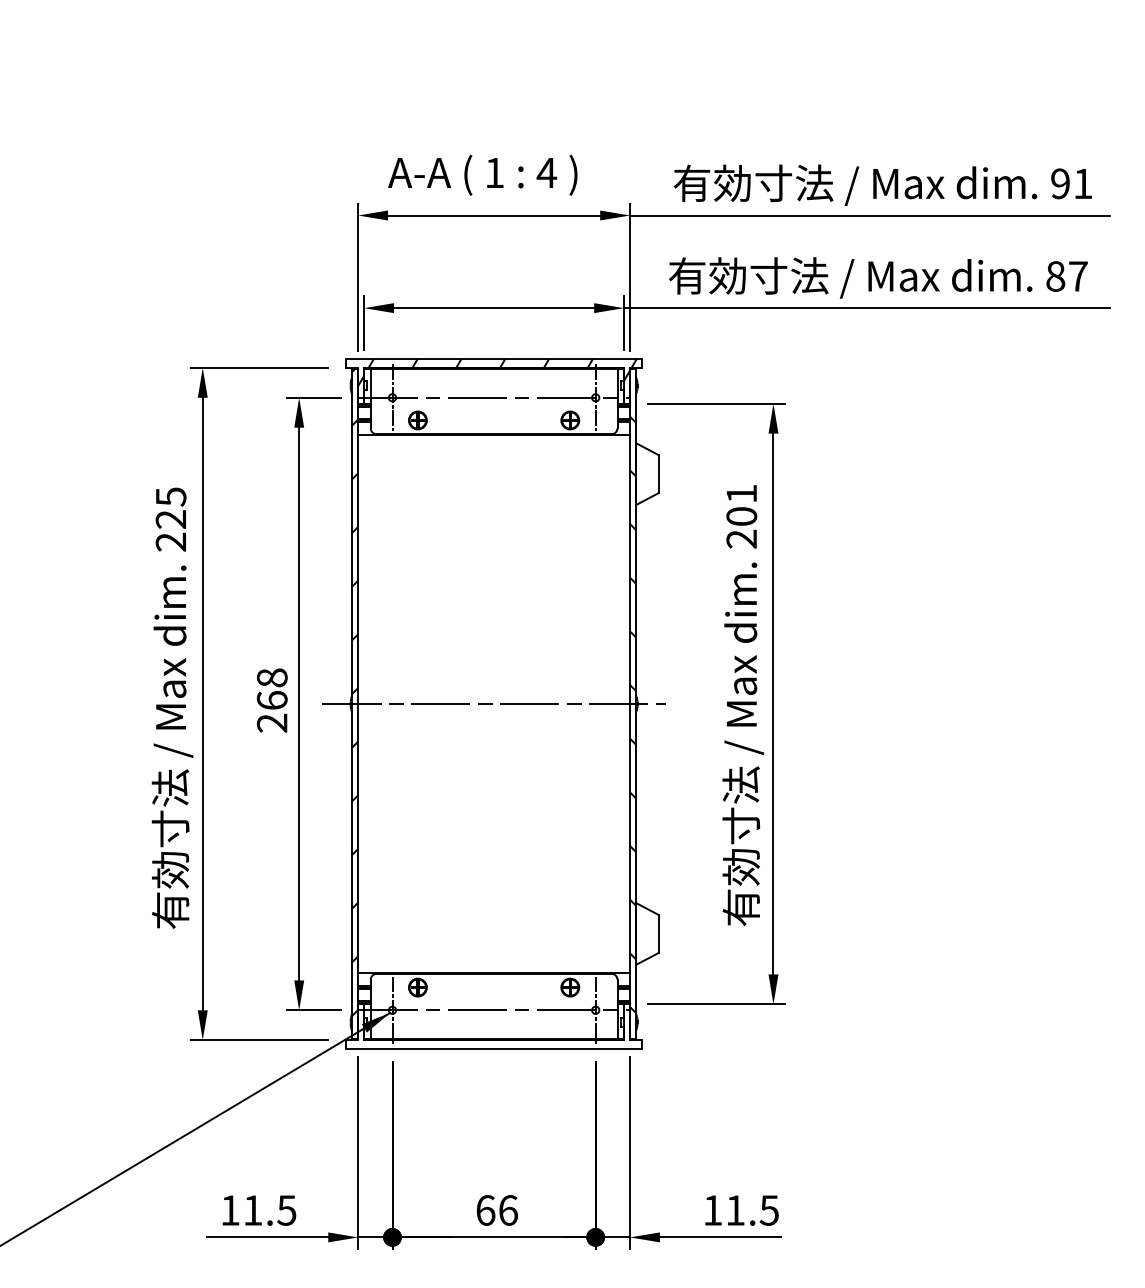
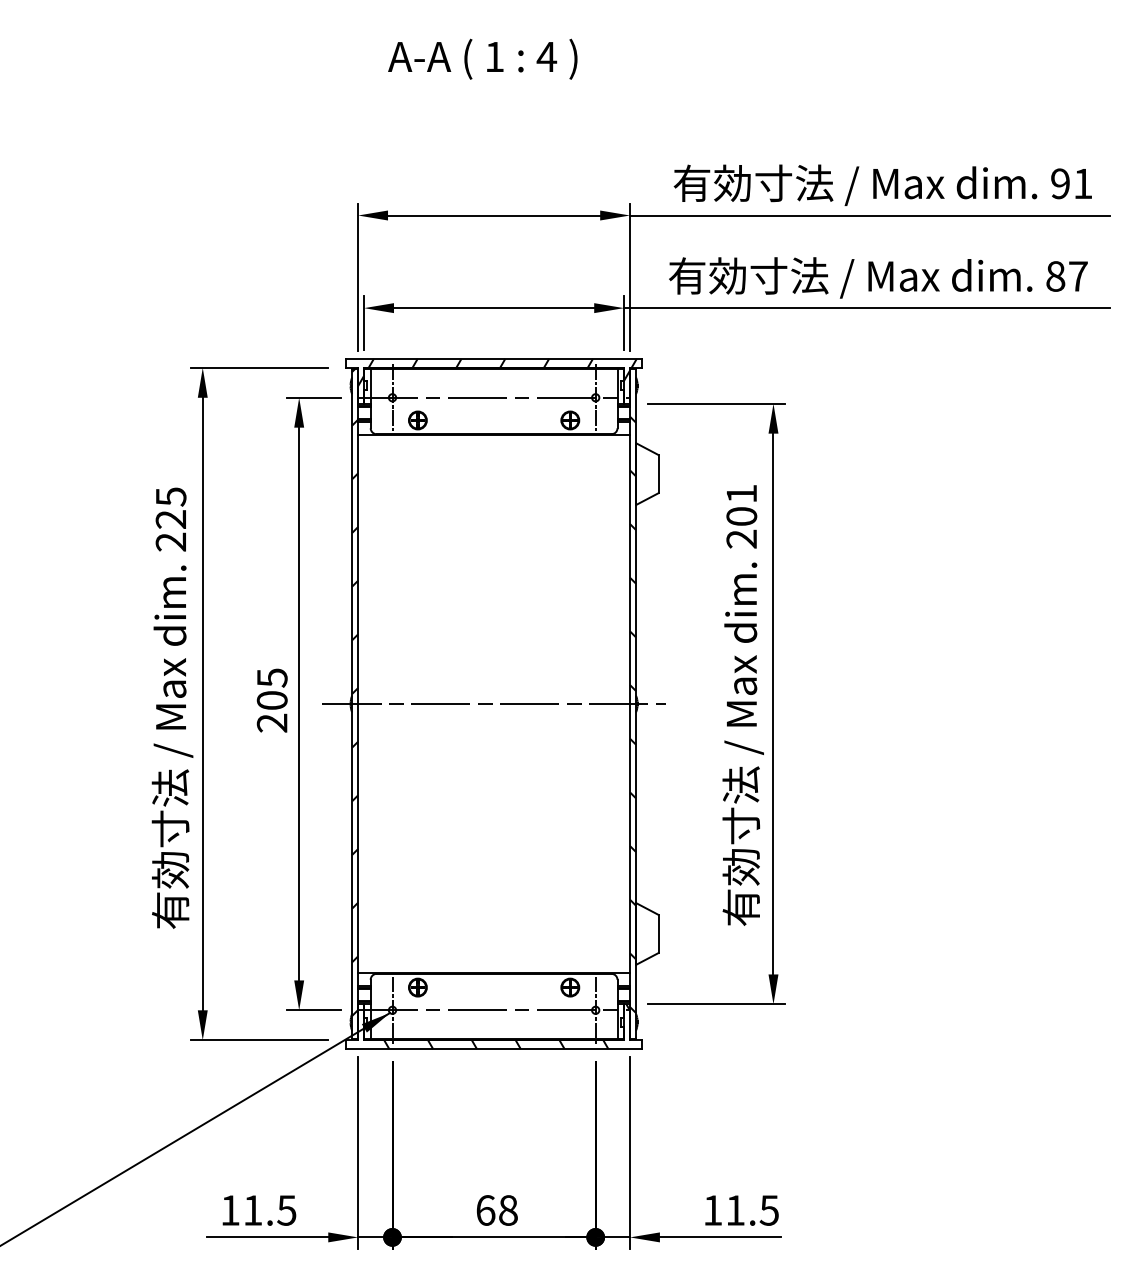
text position: (482, 174) -> (482, 58) (482, 58)
text: 268 -> 205 (271, 688)
hatch: none -> present (496, 1026)
text: 66 -> 68 (508, 1210)
